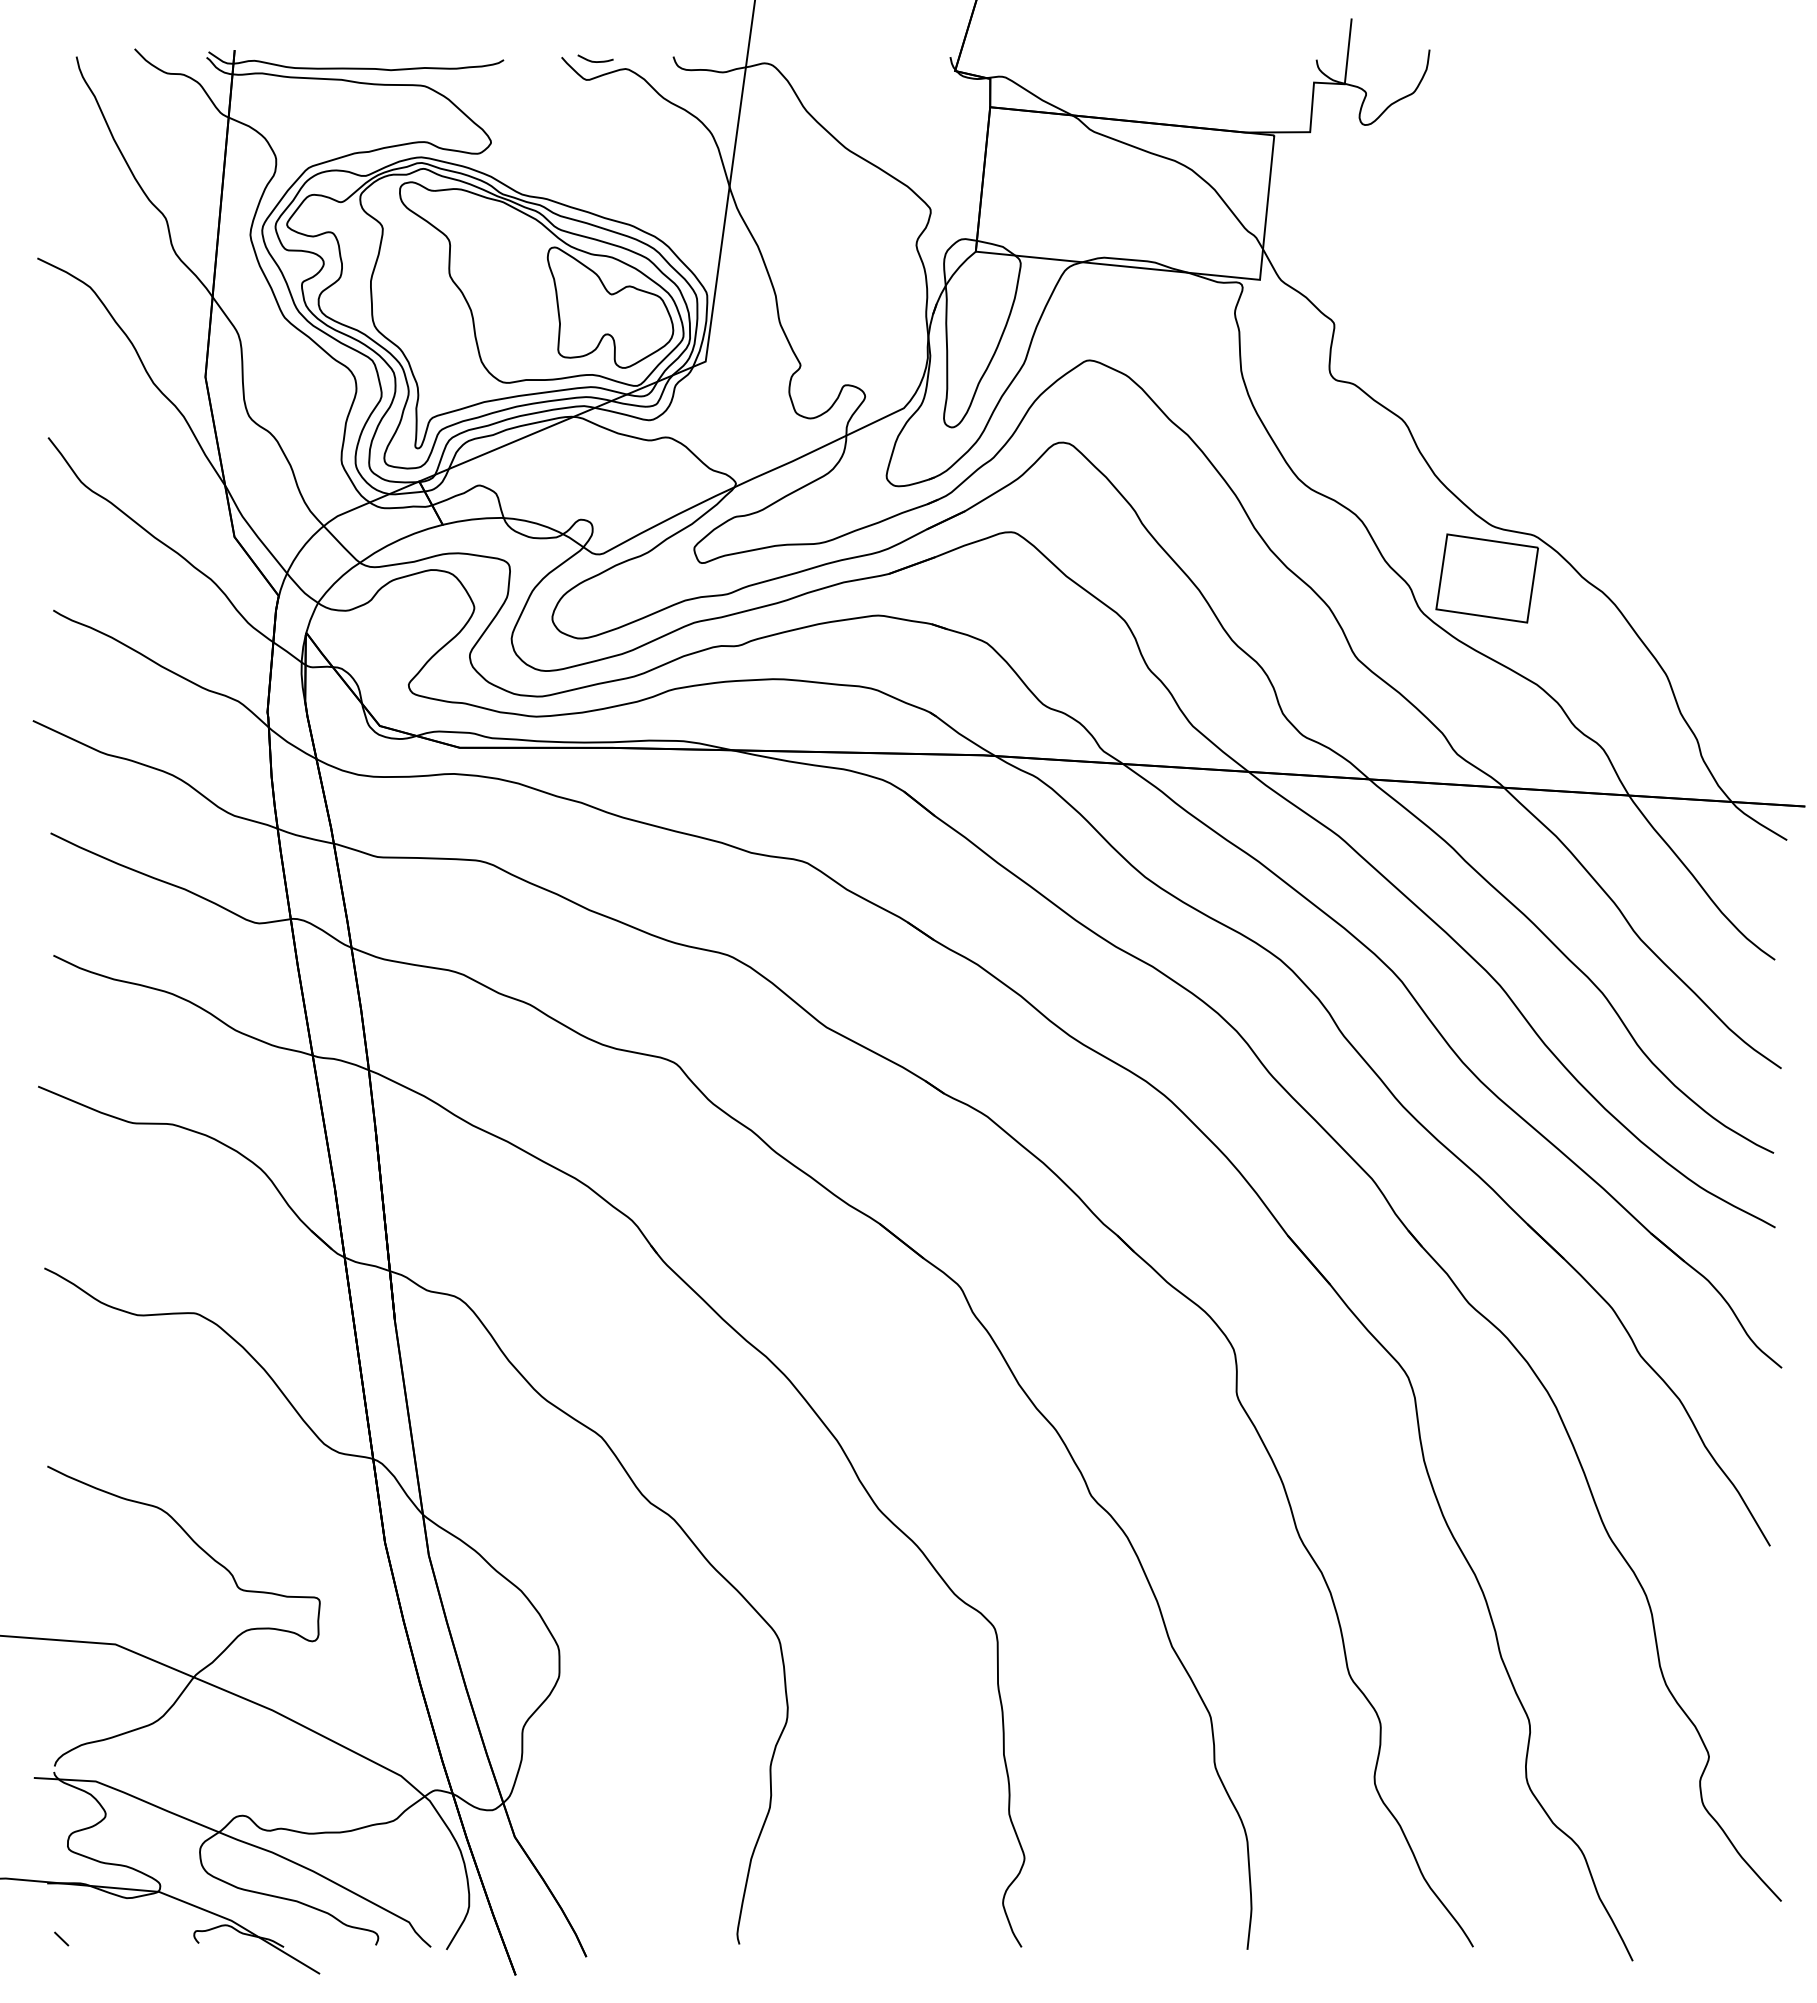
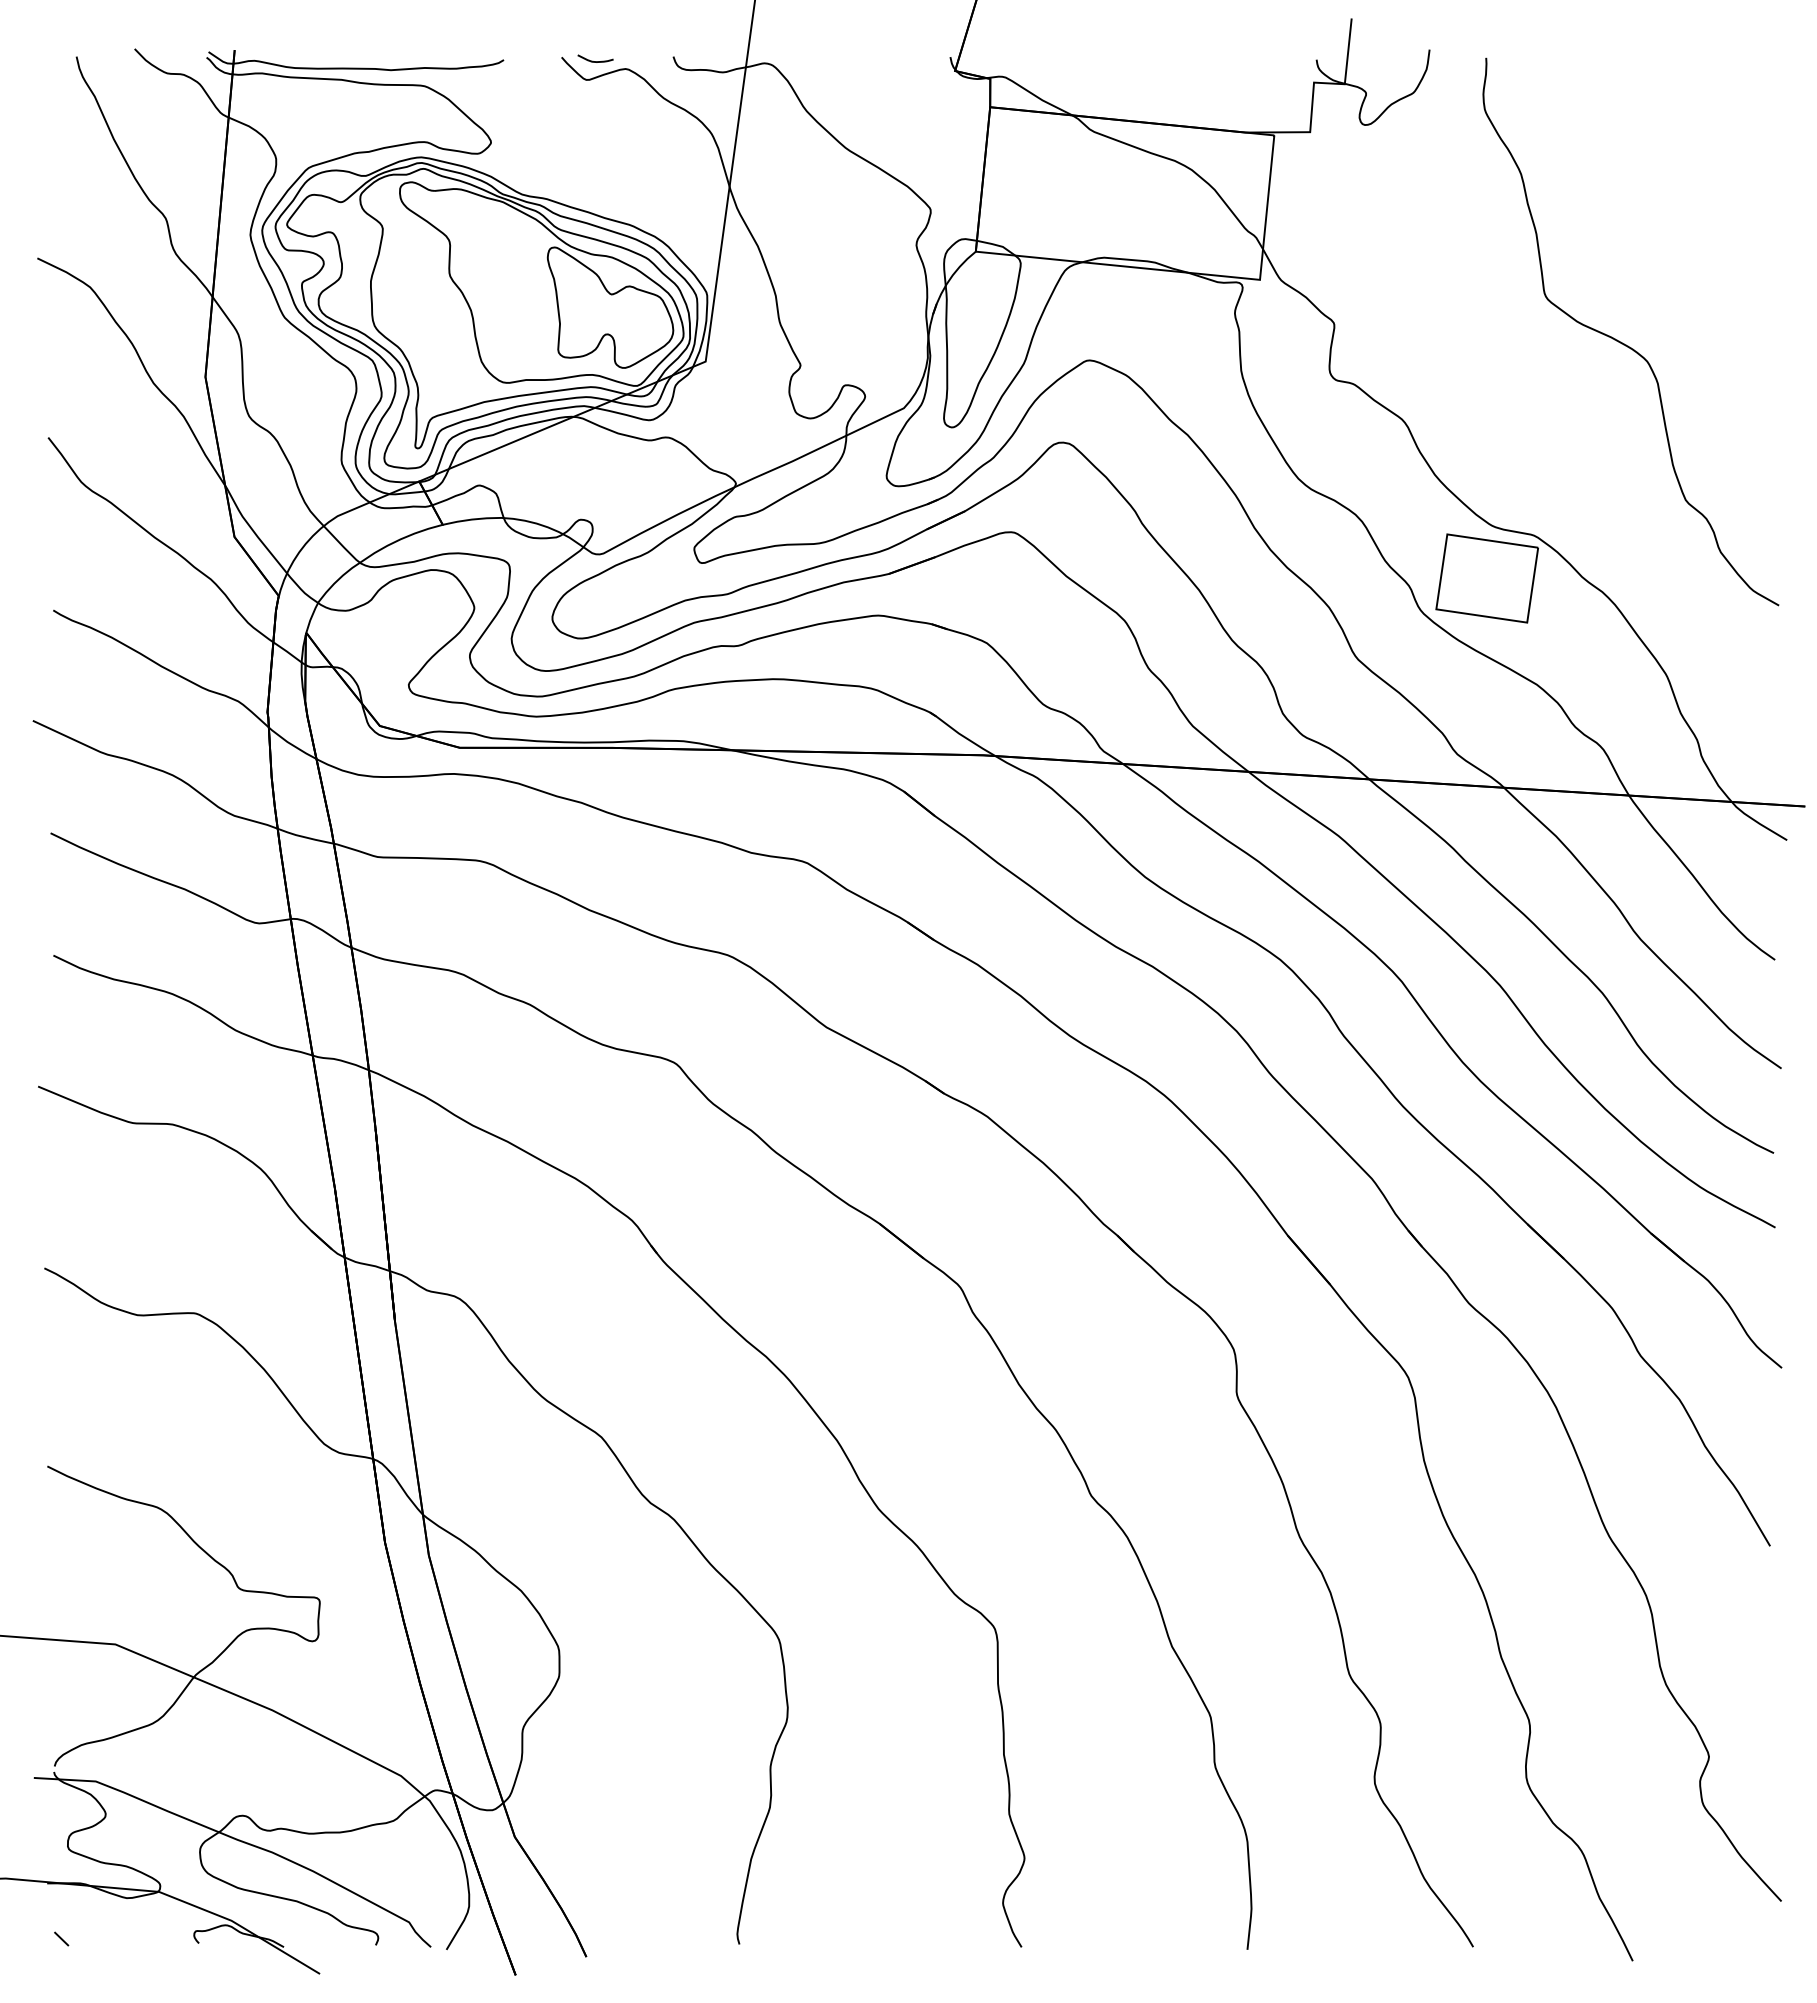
curve: none -> present (1624, 343)
